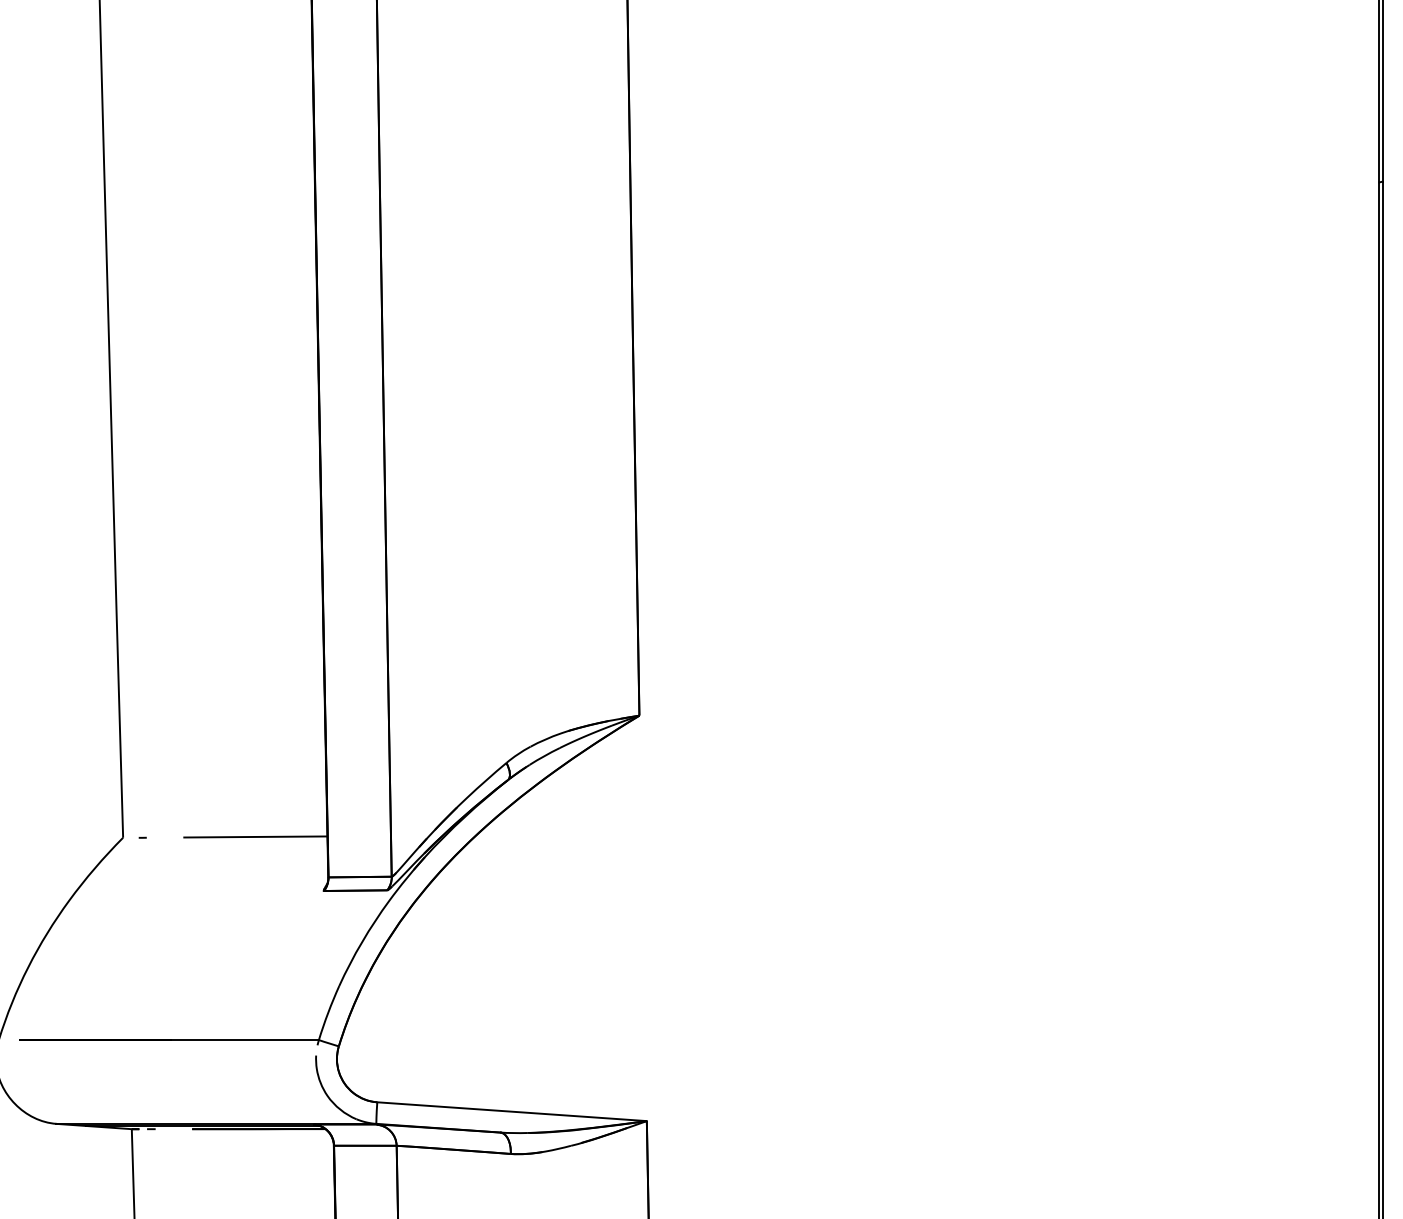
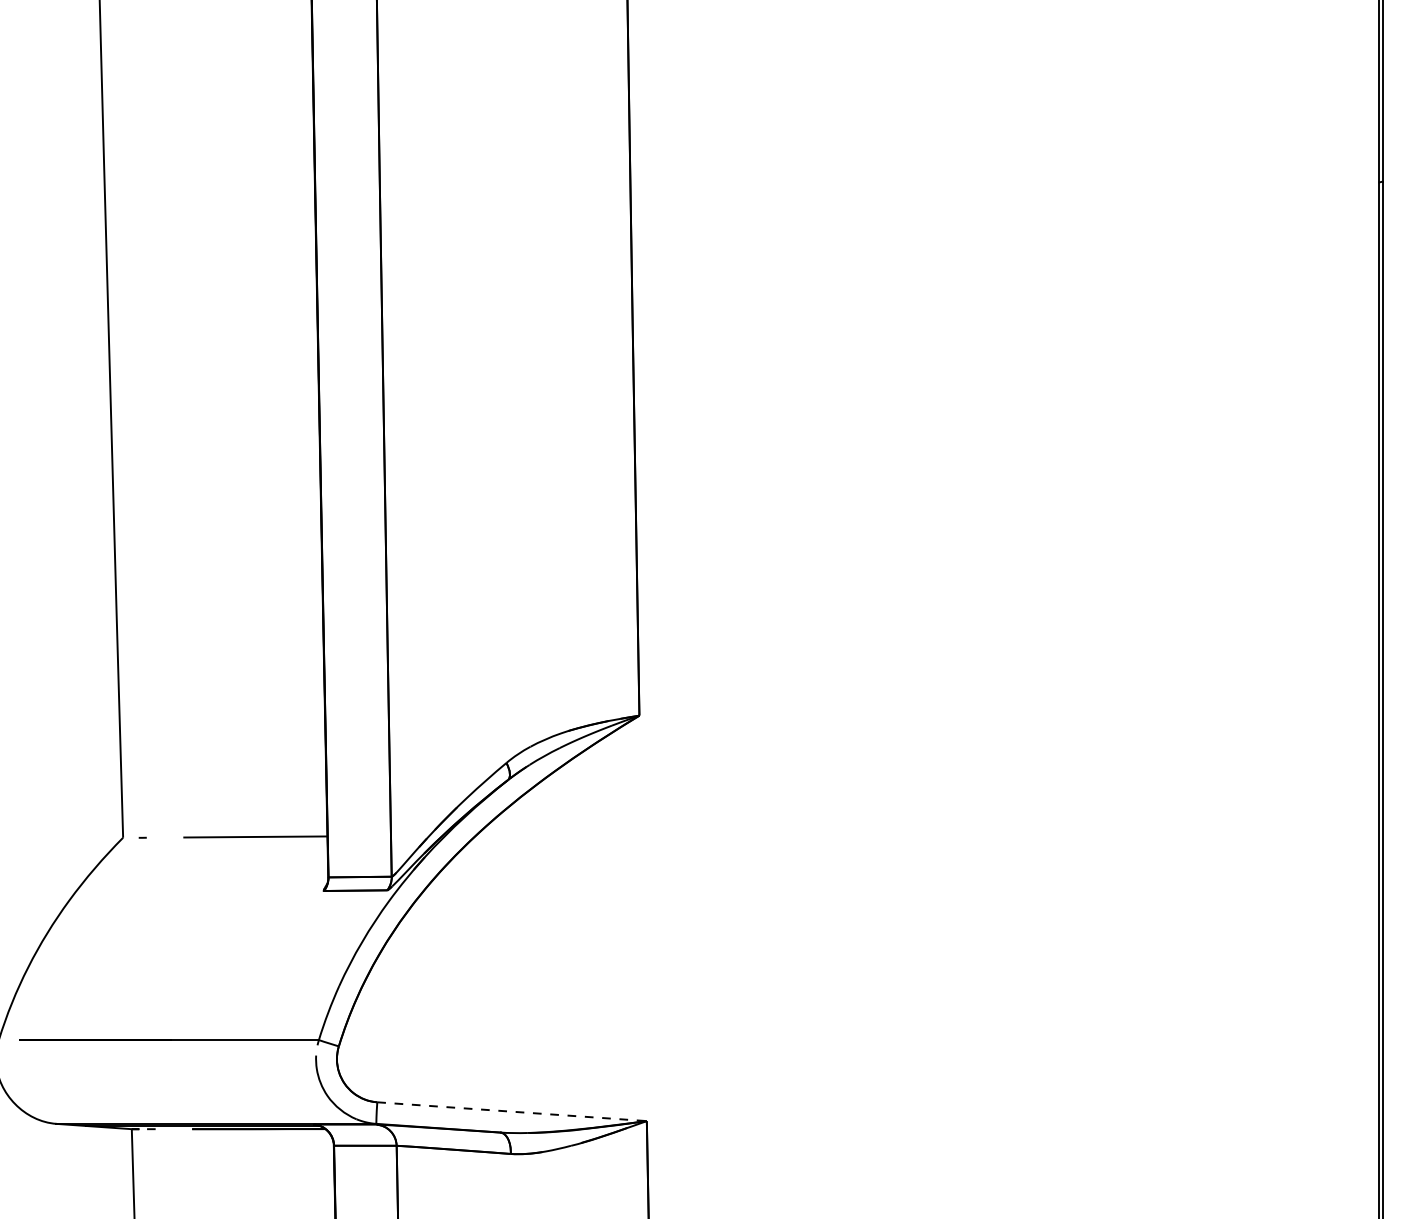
line: solid -> dashed (512, 1111)
